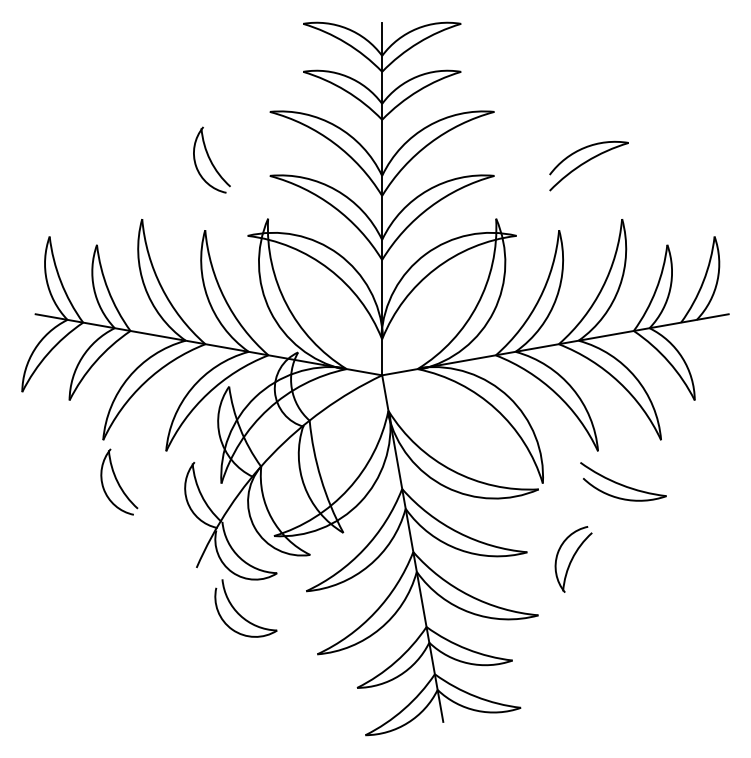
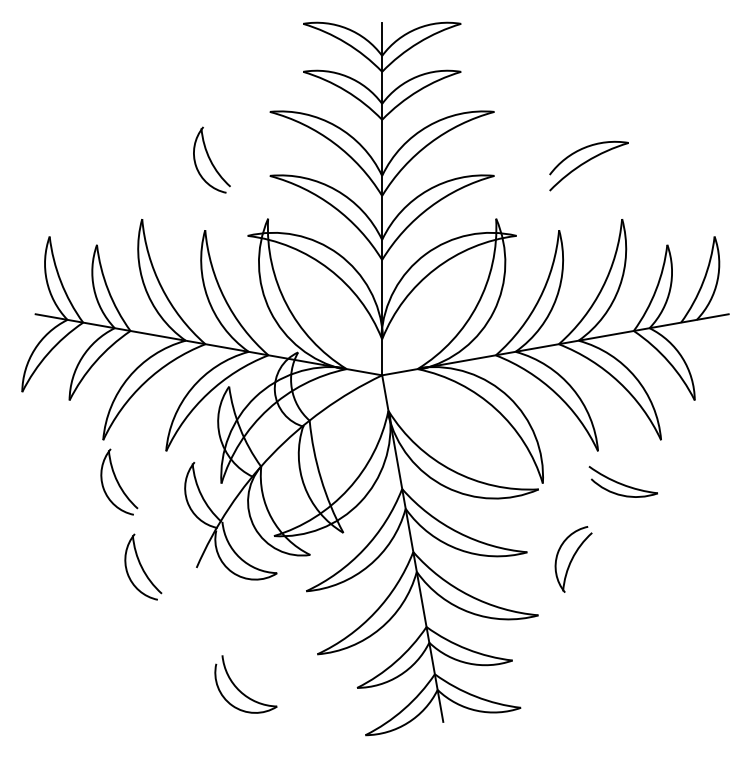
part size: 87x40 px -> 70x32 px (622, 481)
part: none -> present (143, 566)
part position: (239, 613) -> (239, 689) (239, 689)
